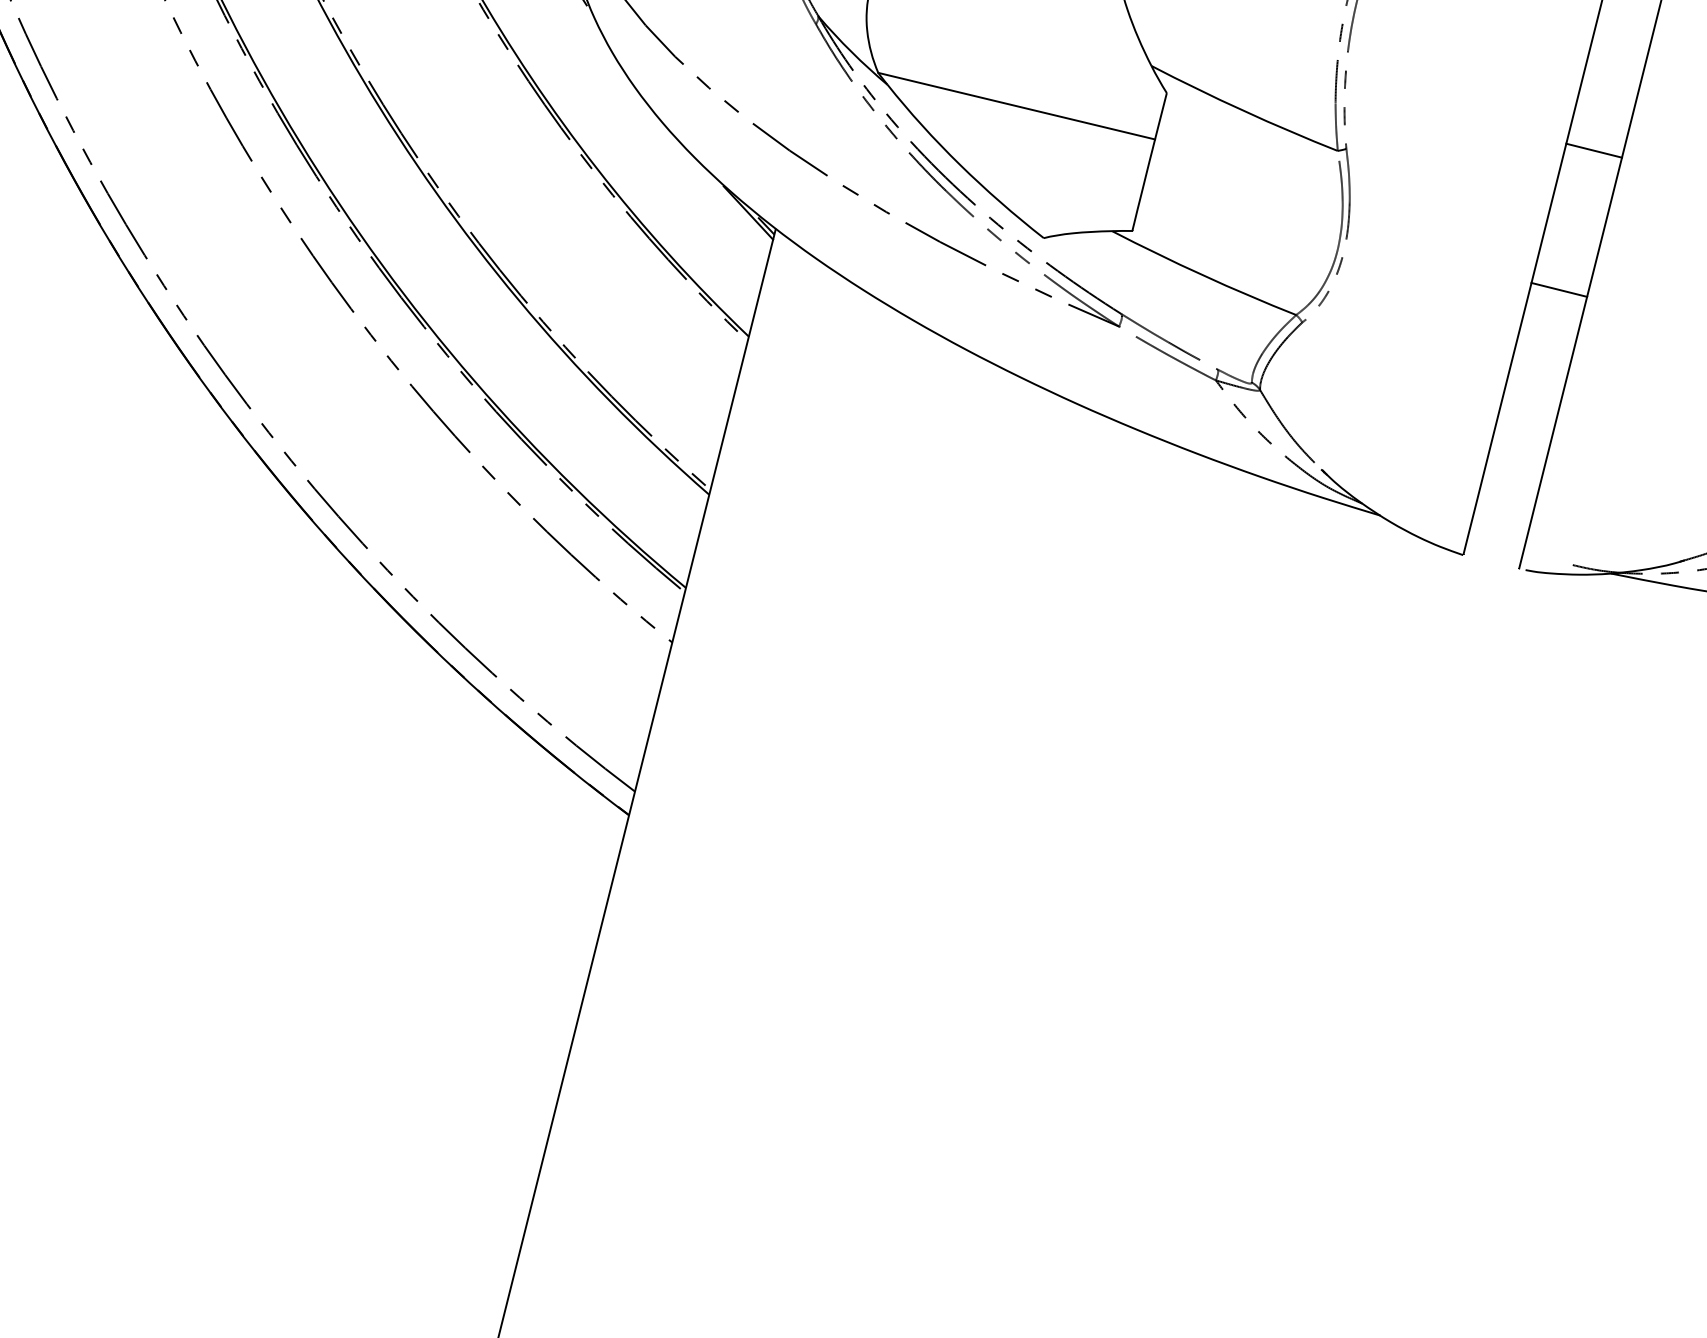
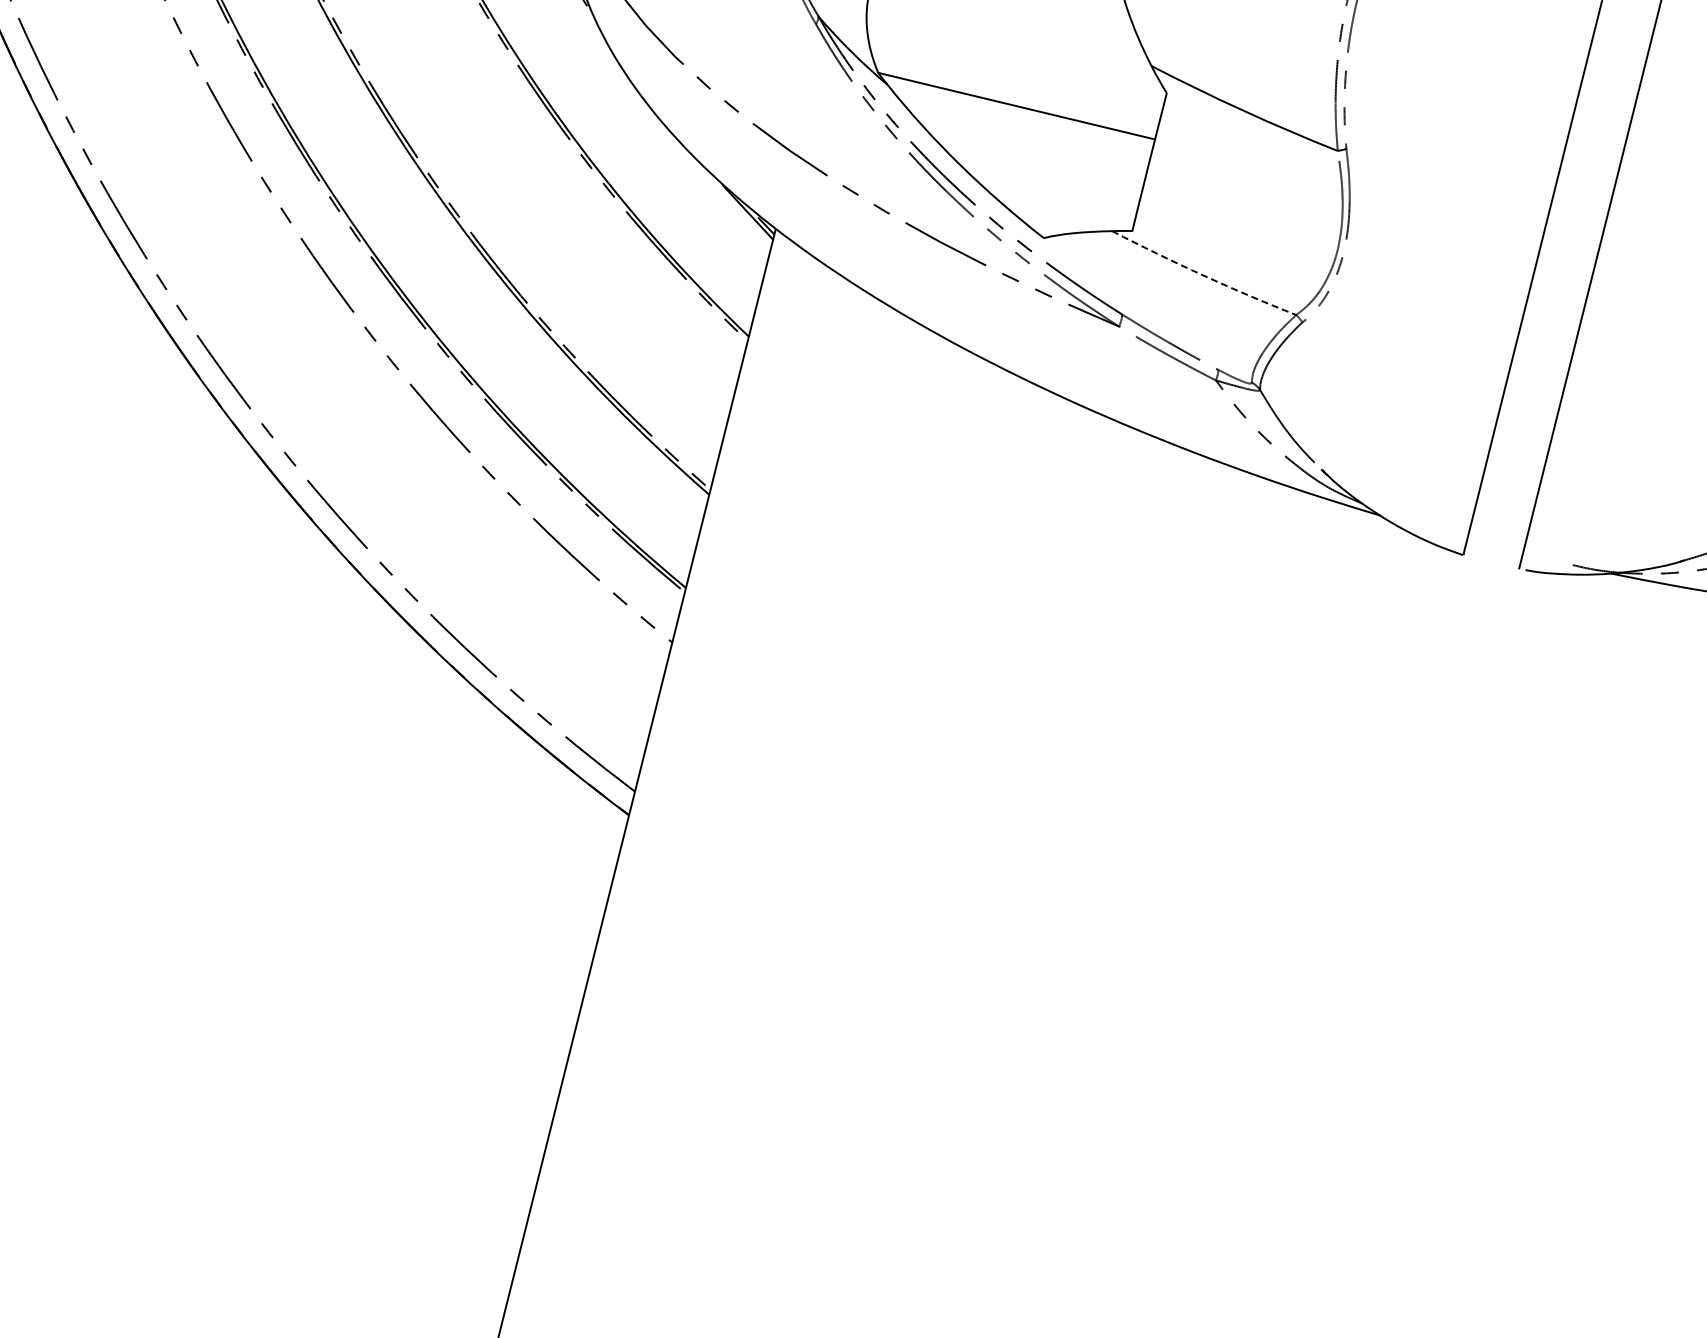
line: present -> none (1594, 150)
arc: solid -> dashed (1203, 275)
line: present -> none (1559, 289)
